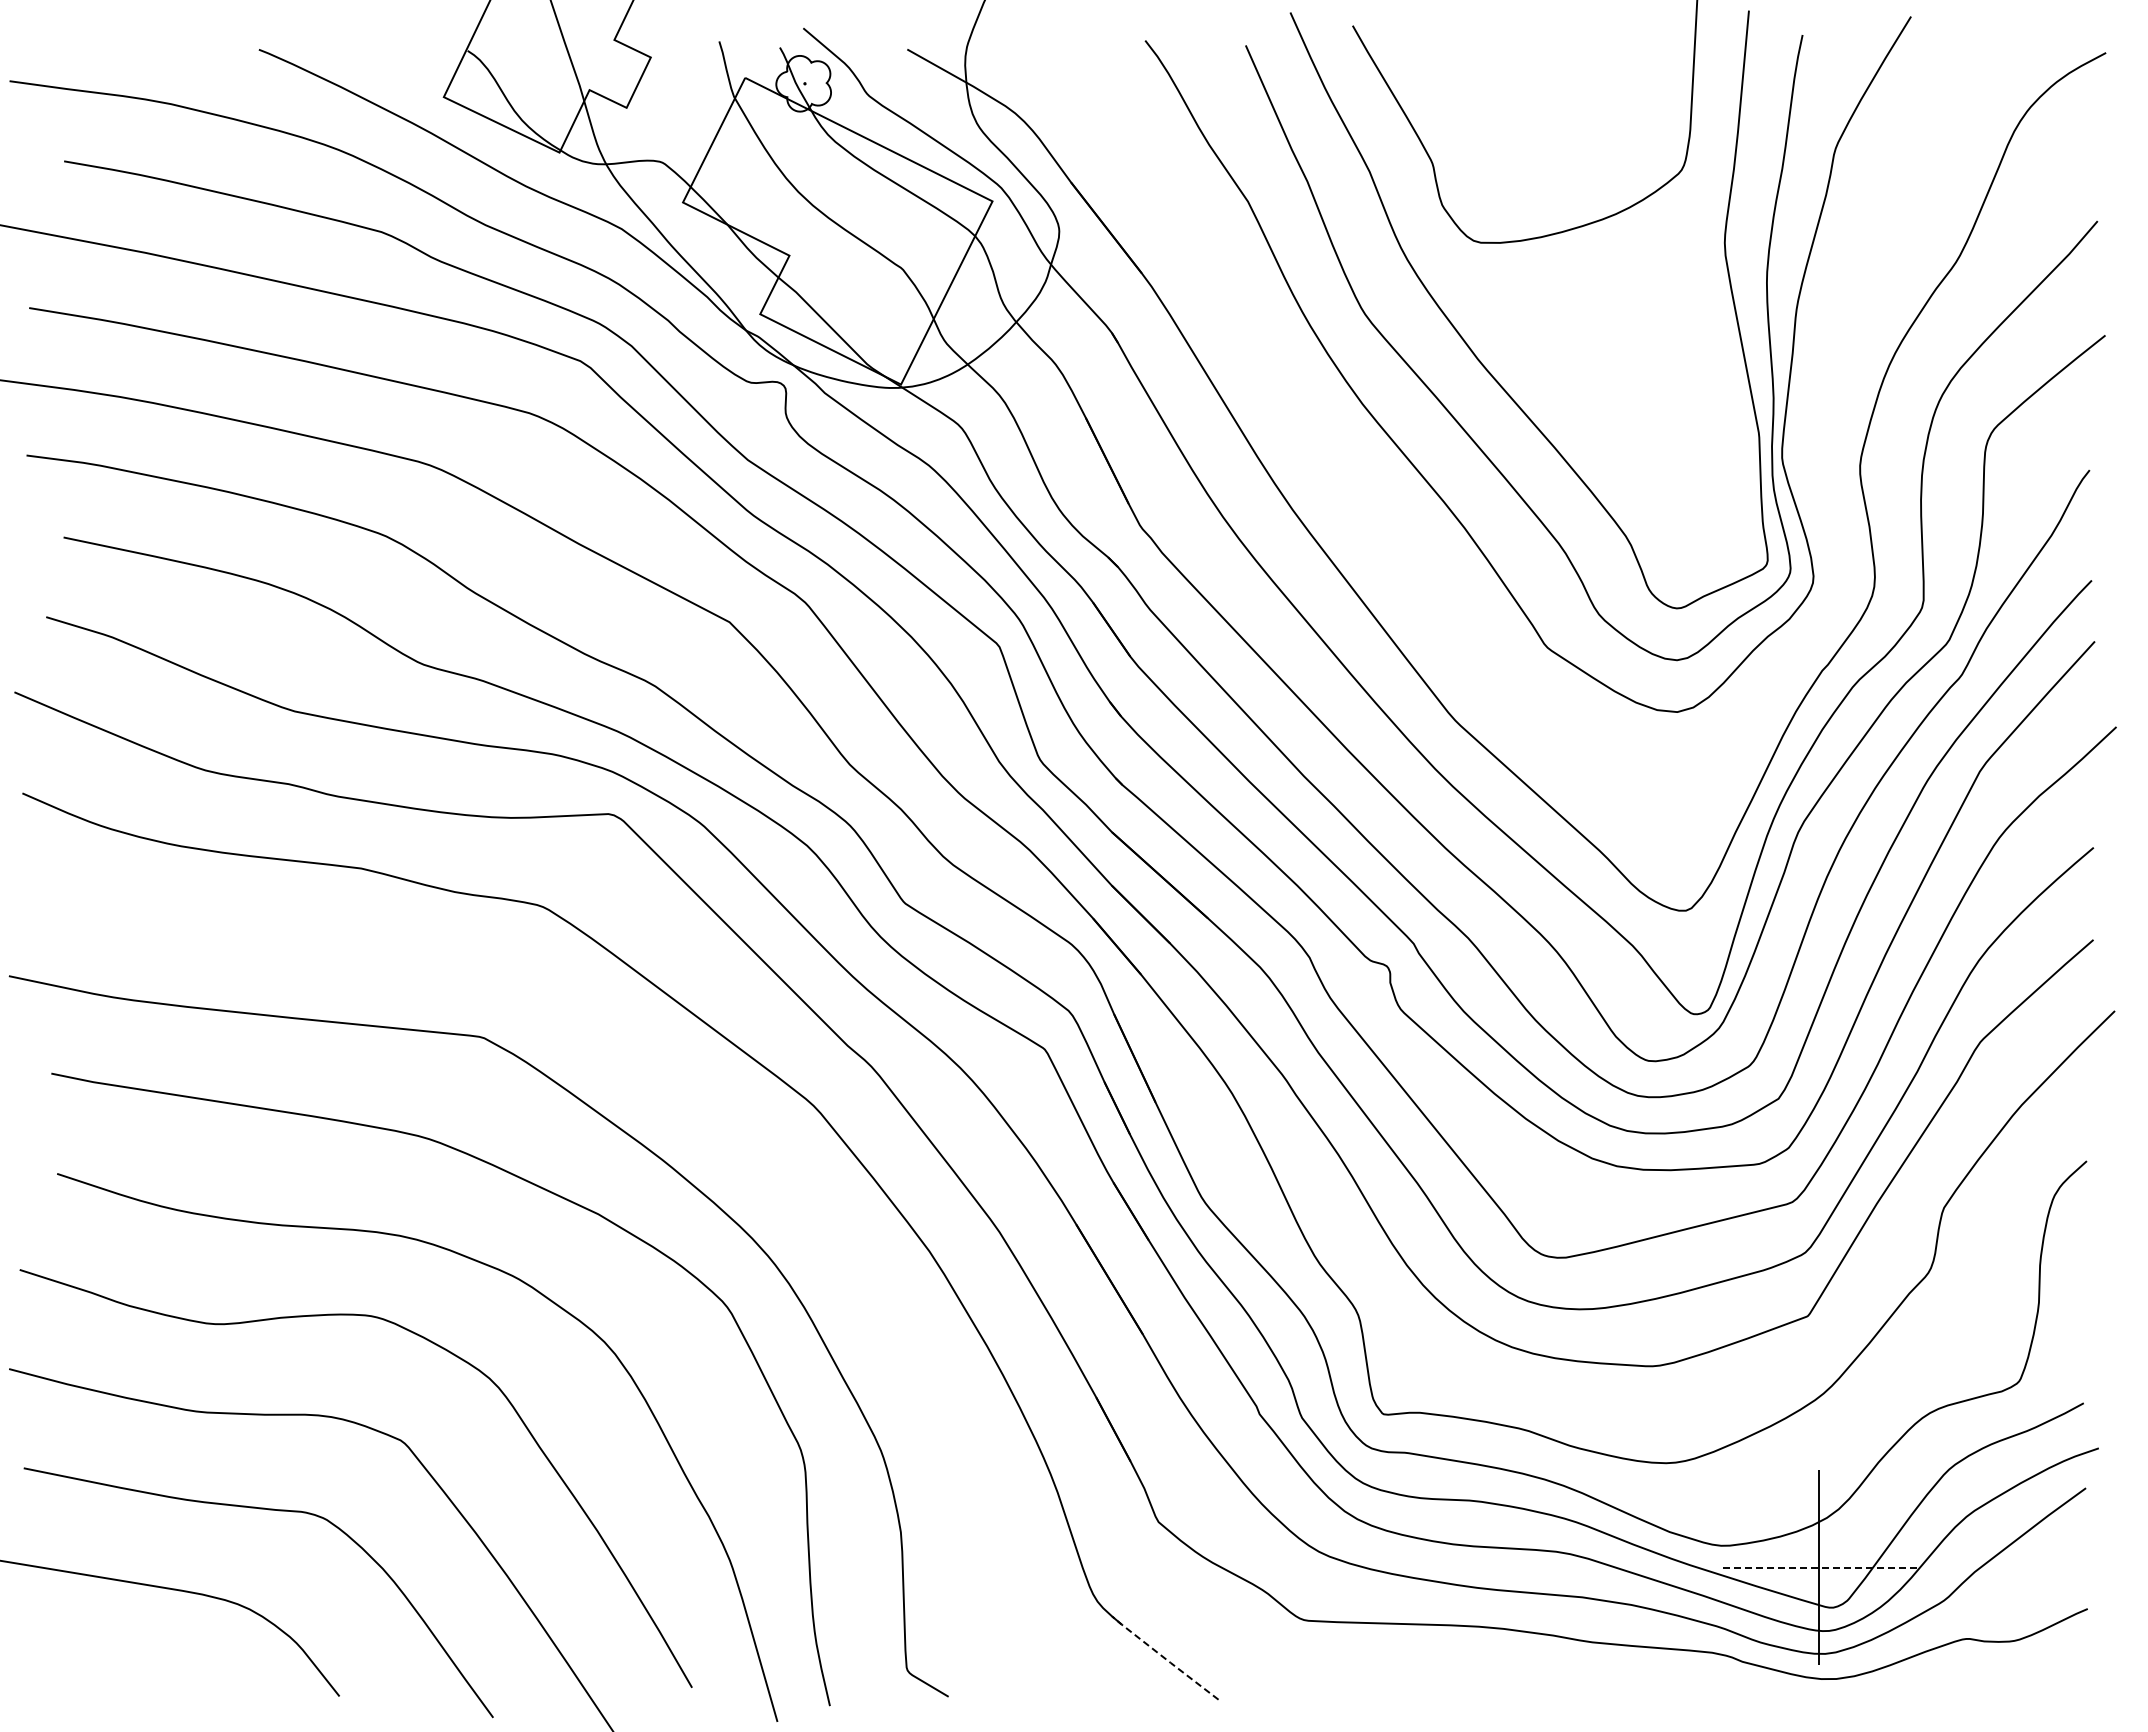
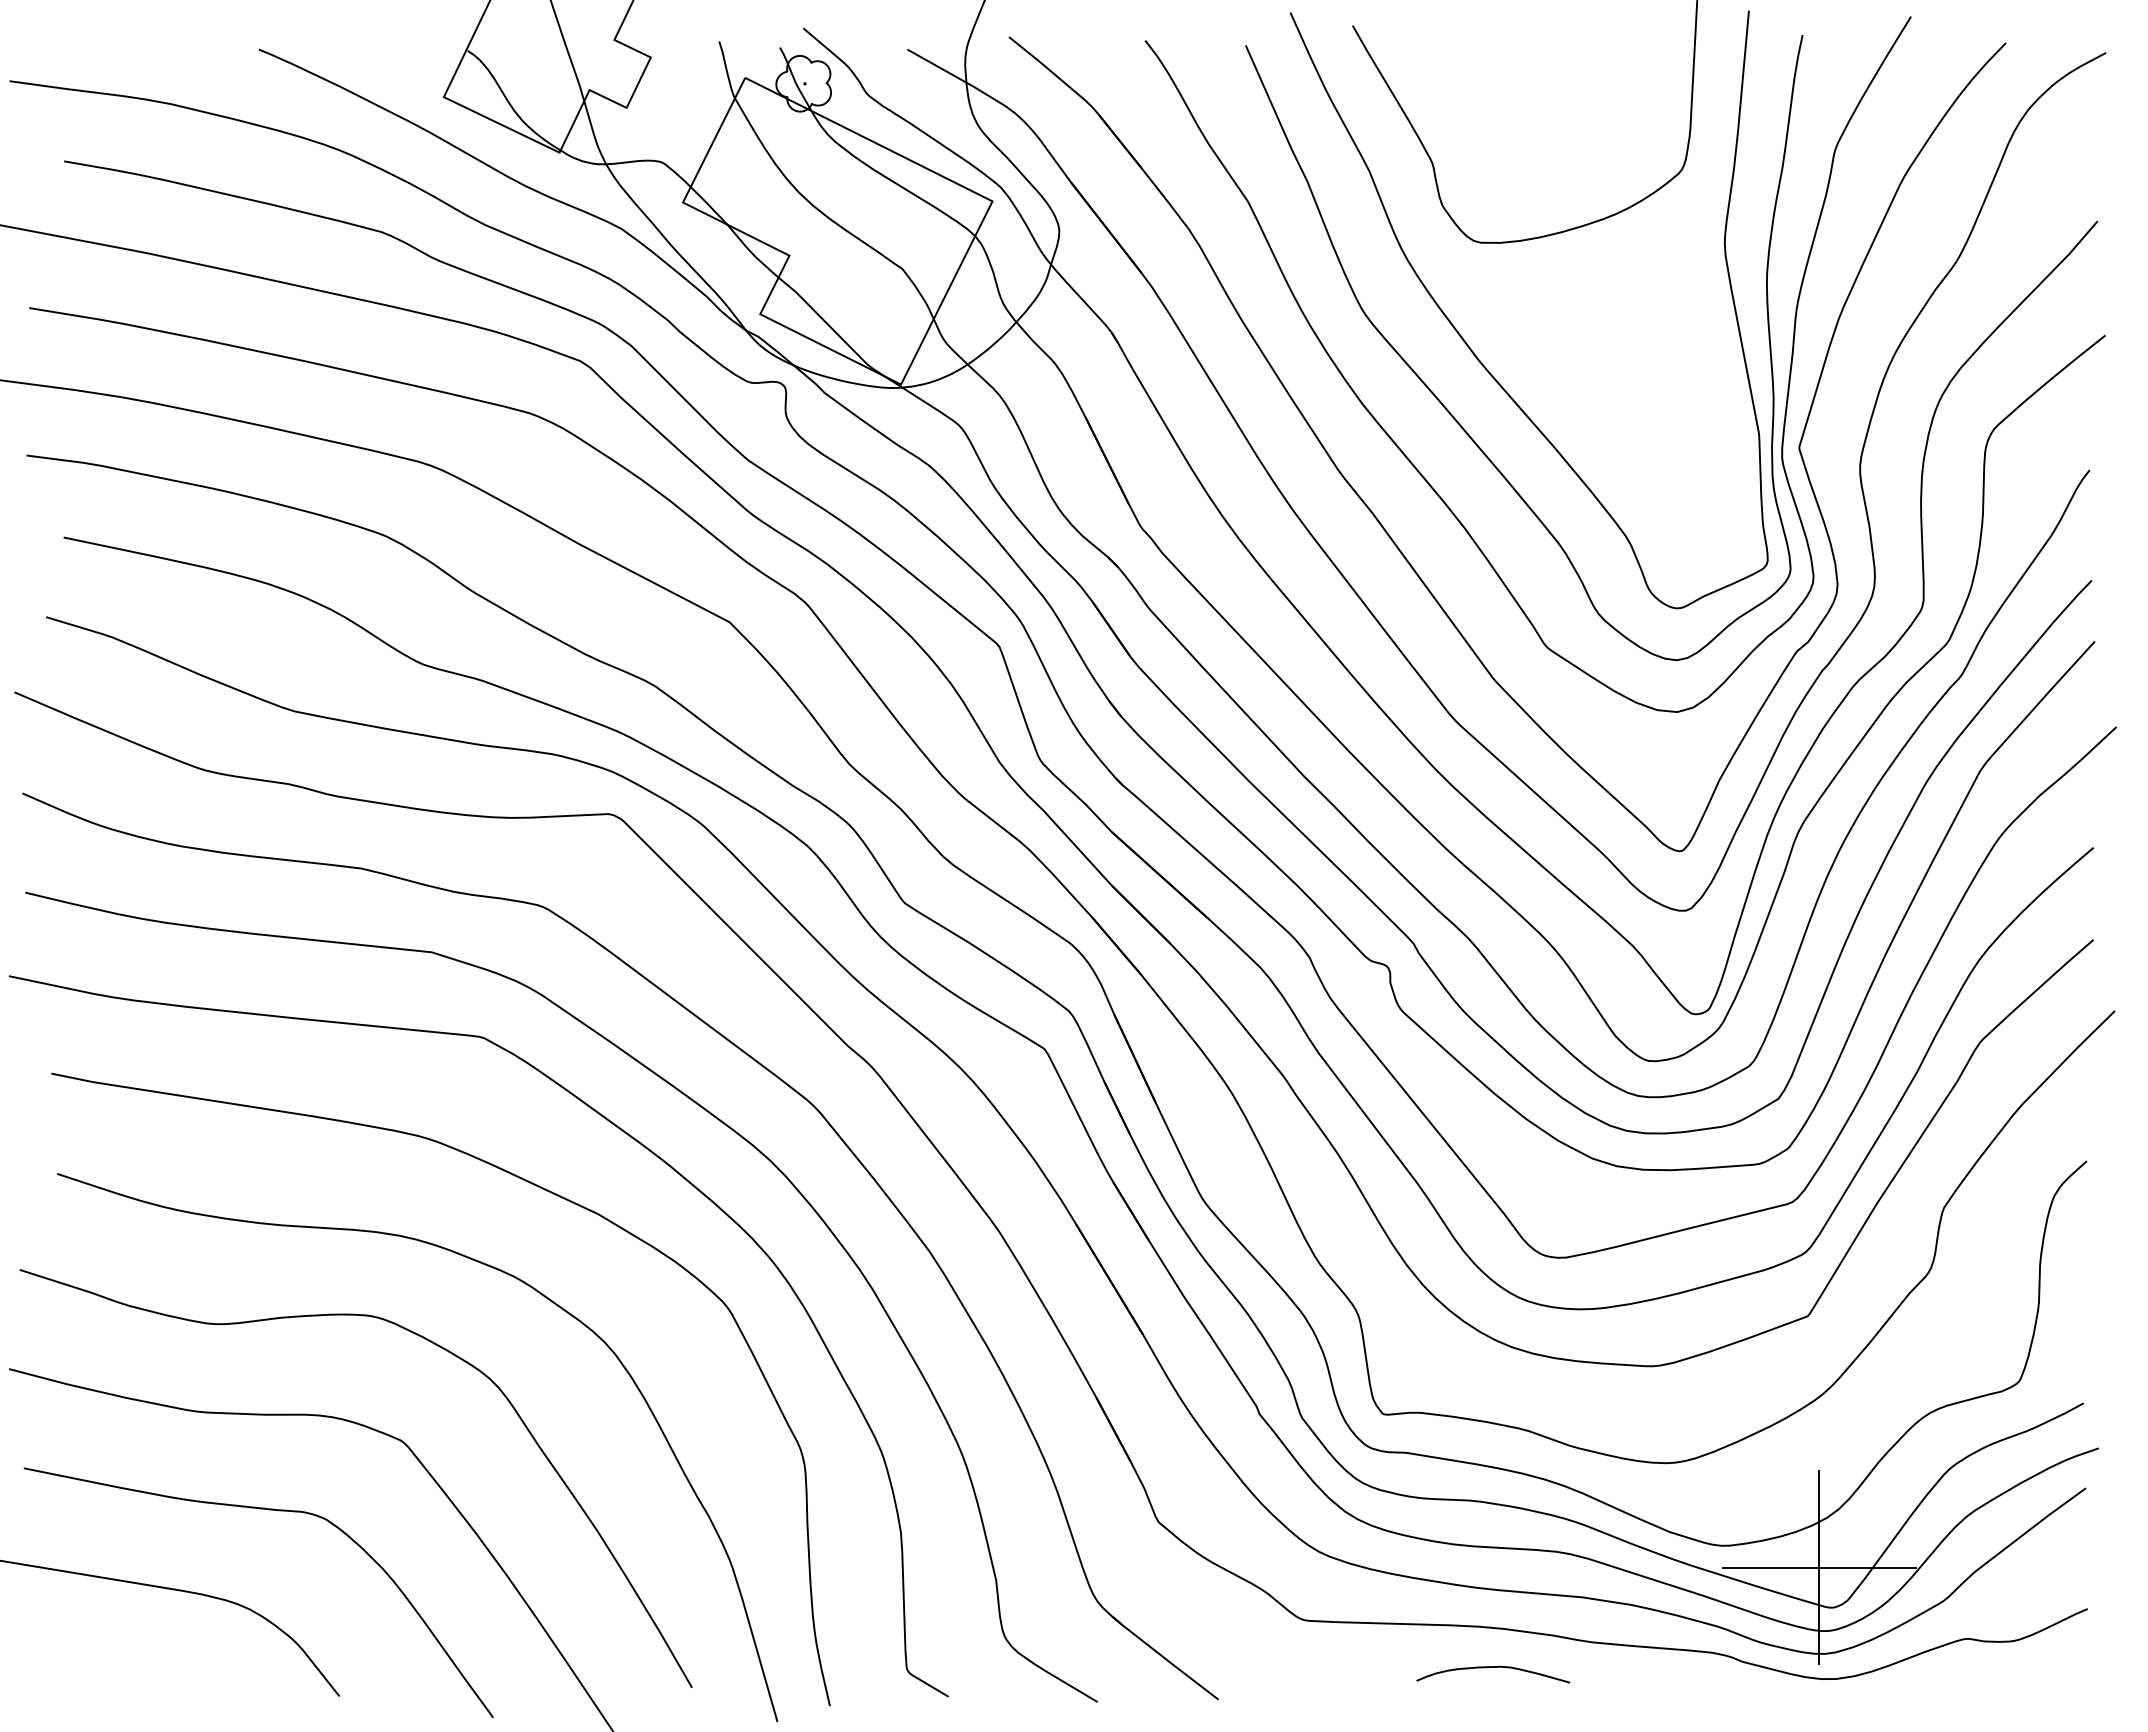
part: none -> present (1387, 531)
curve: none -> present (700, 1107)
line: dashed -> solid (1819, 1567)
line: dashed -> solid (1164, 1658)
curve: none -> present (1493, 1667)
